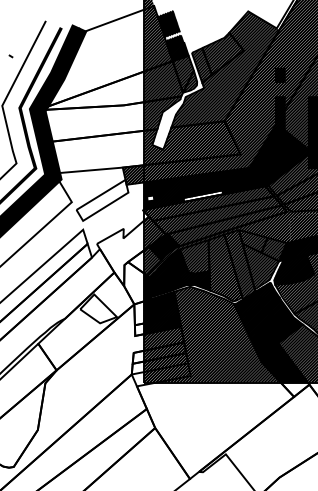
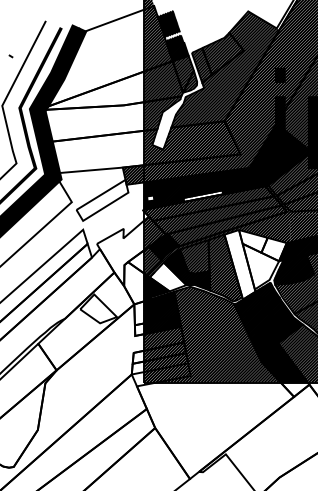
hatch: present -> none (255, 264)
hatch: present -> none (167, 276)
